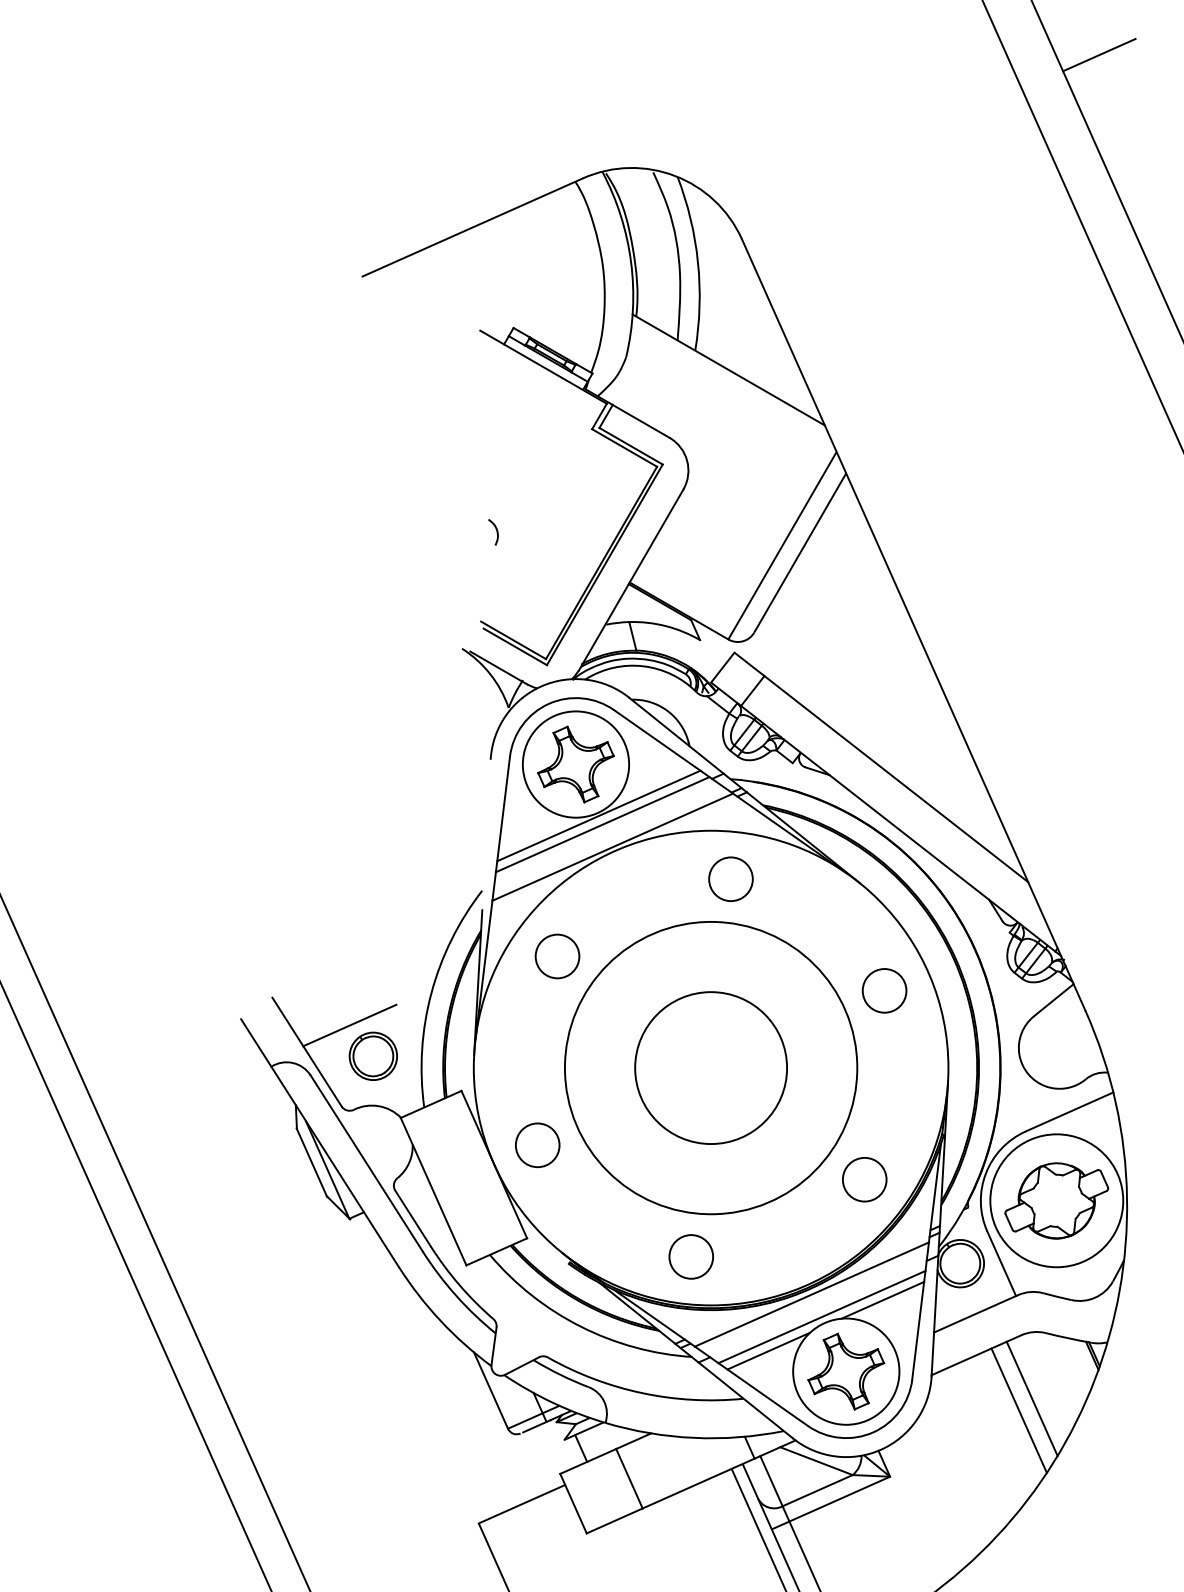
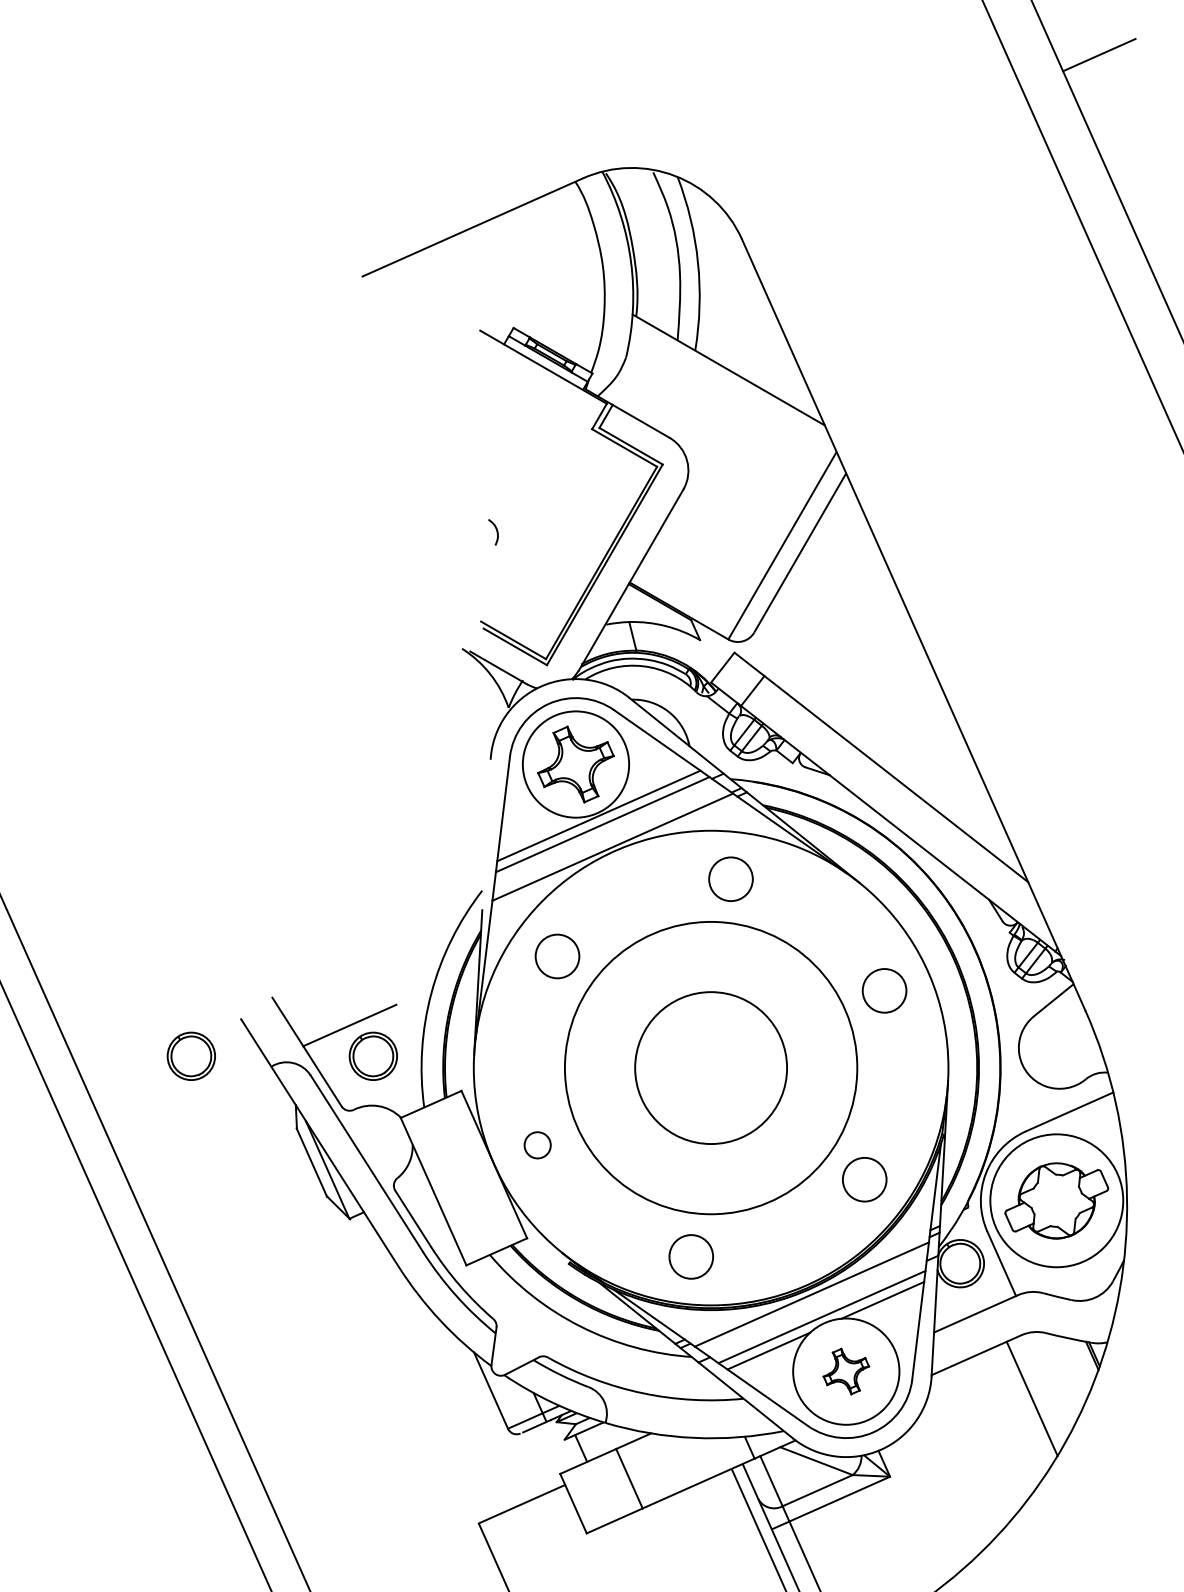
part: none -> present (190, 1055)
circle diameter: 44 px -> 26 px (537, 1145)
part size: 79x79 px -> 49x49 px (846, 1371)
line: present -> none (1018, 1410)
